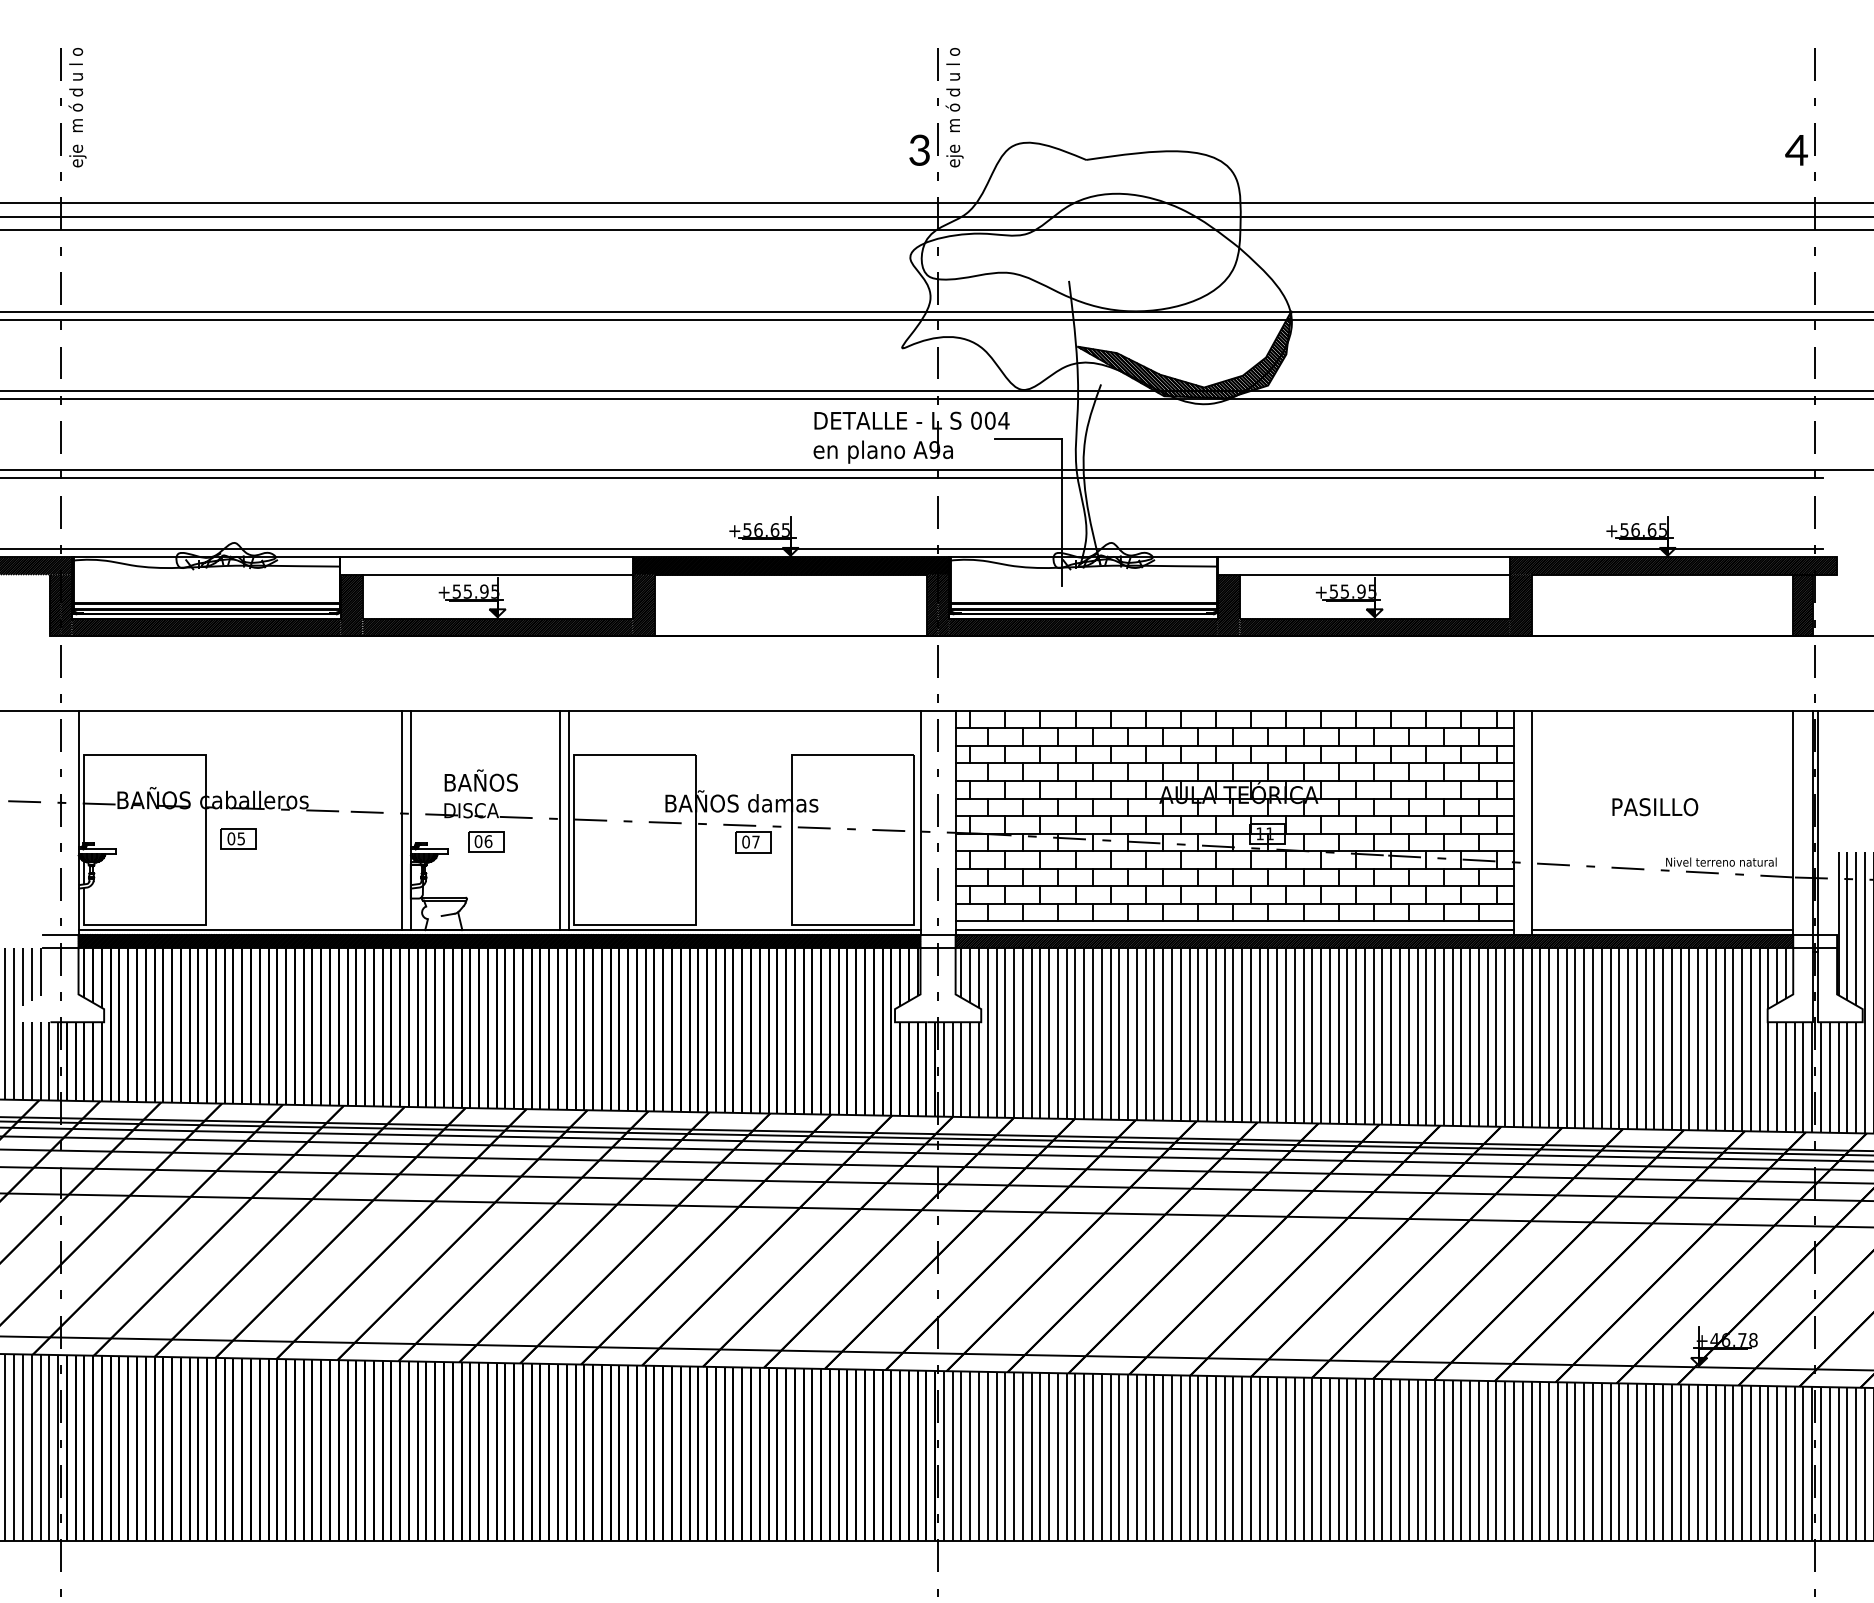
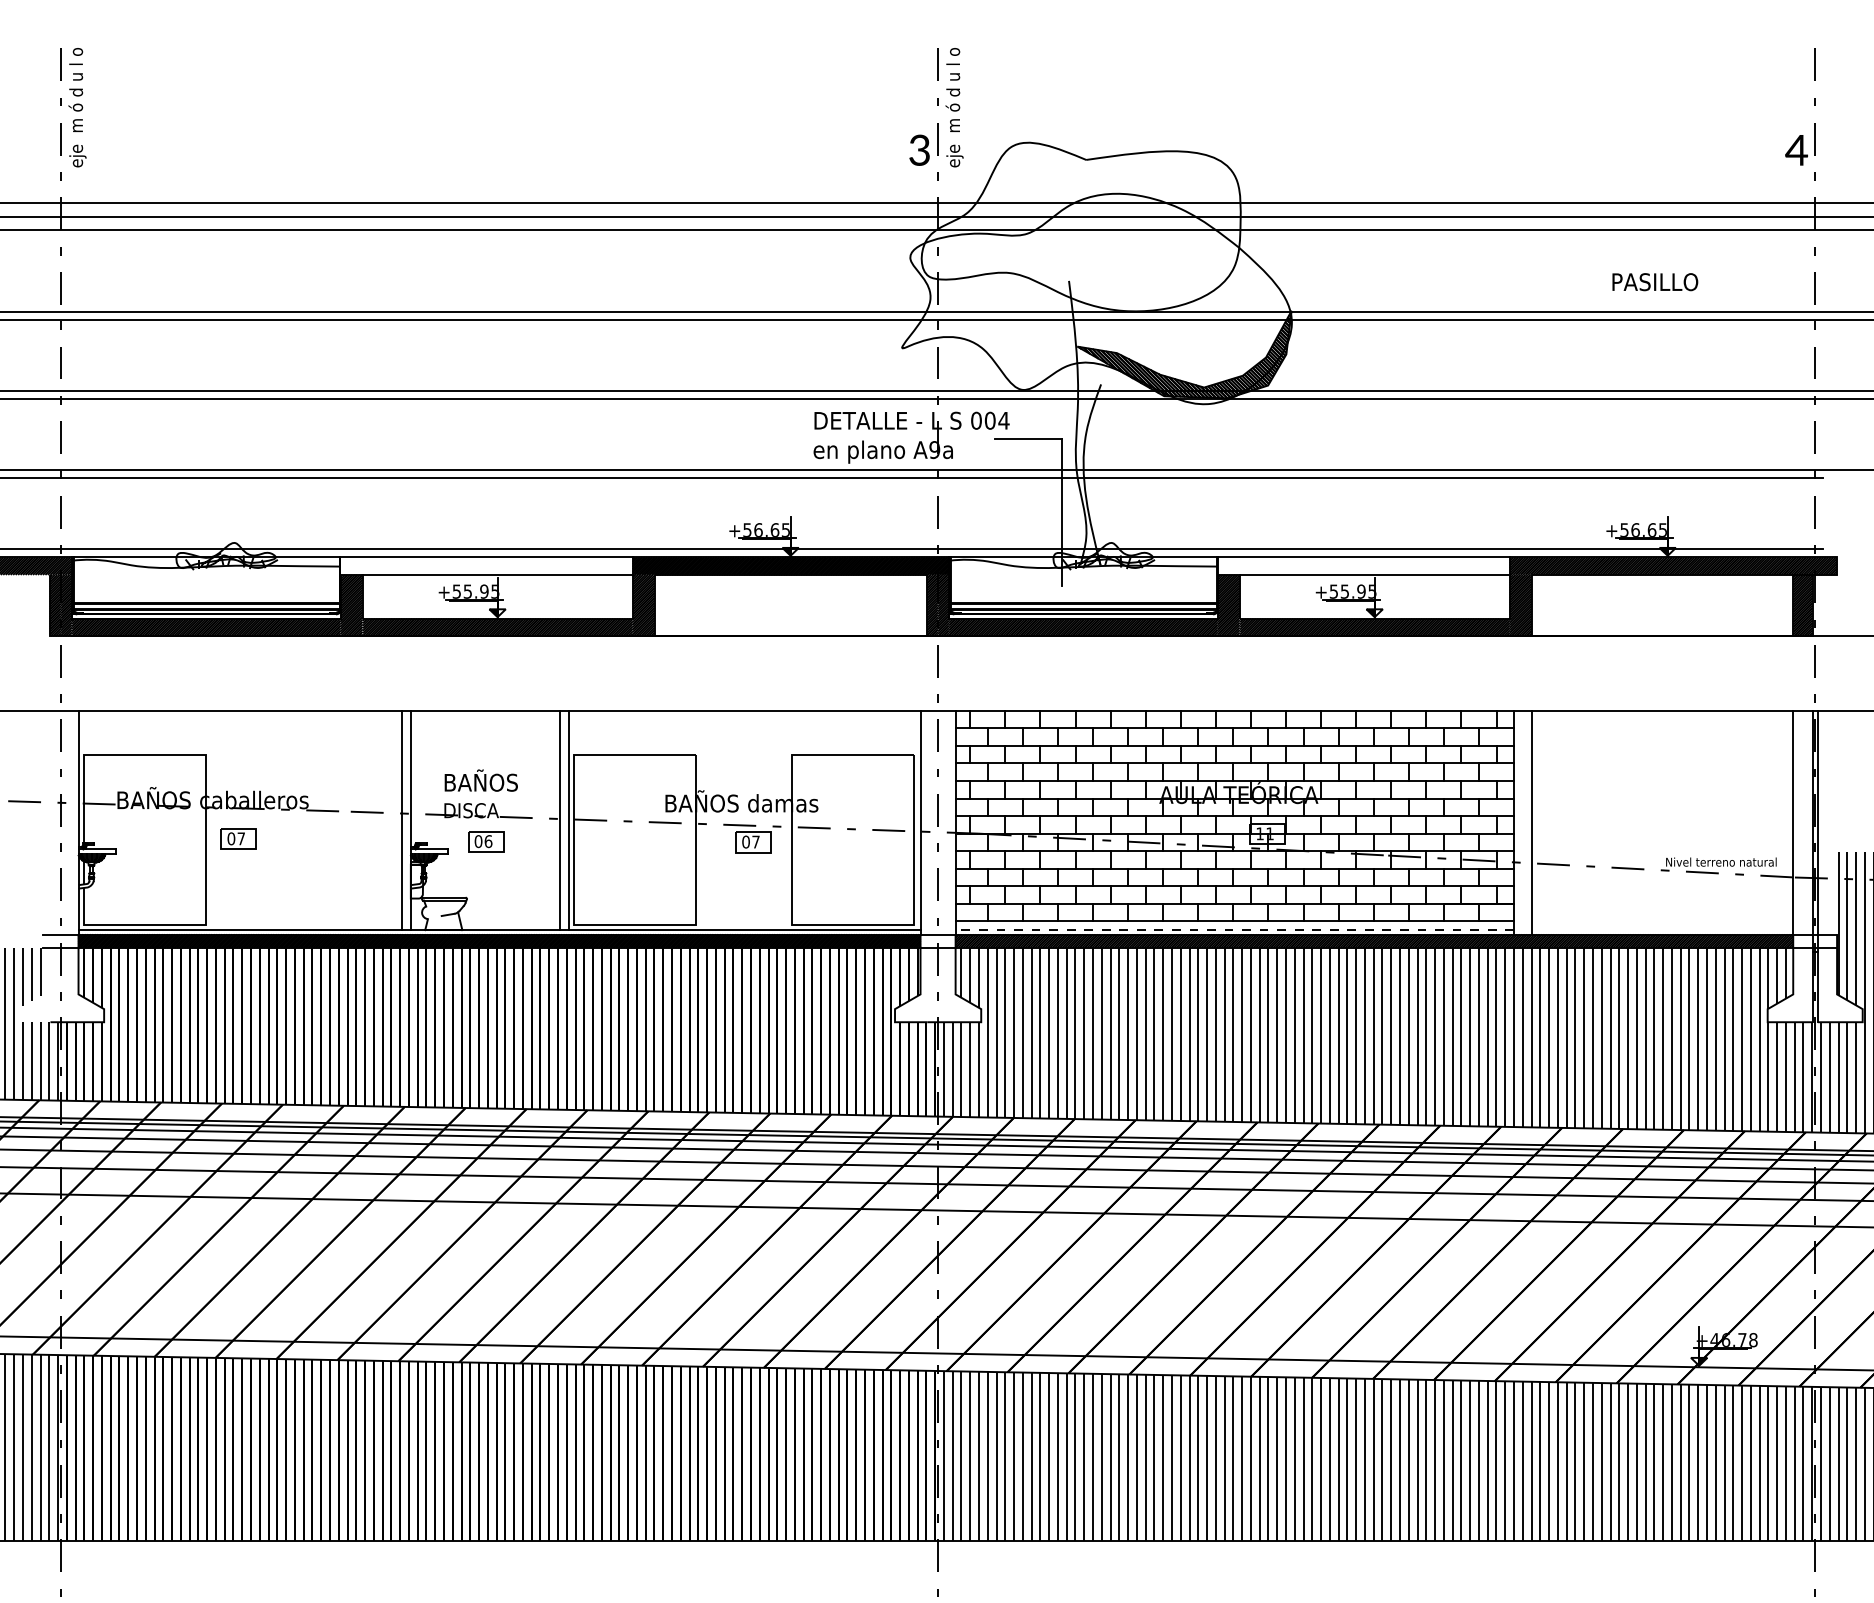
text position: (1655, 807) -> (1655, 282) (1655, 282)
text: 05 -> 07 (240, 838)
line: solid -> dashed (1234, 930)
line: present -> none (1662, 930)
